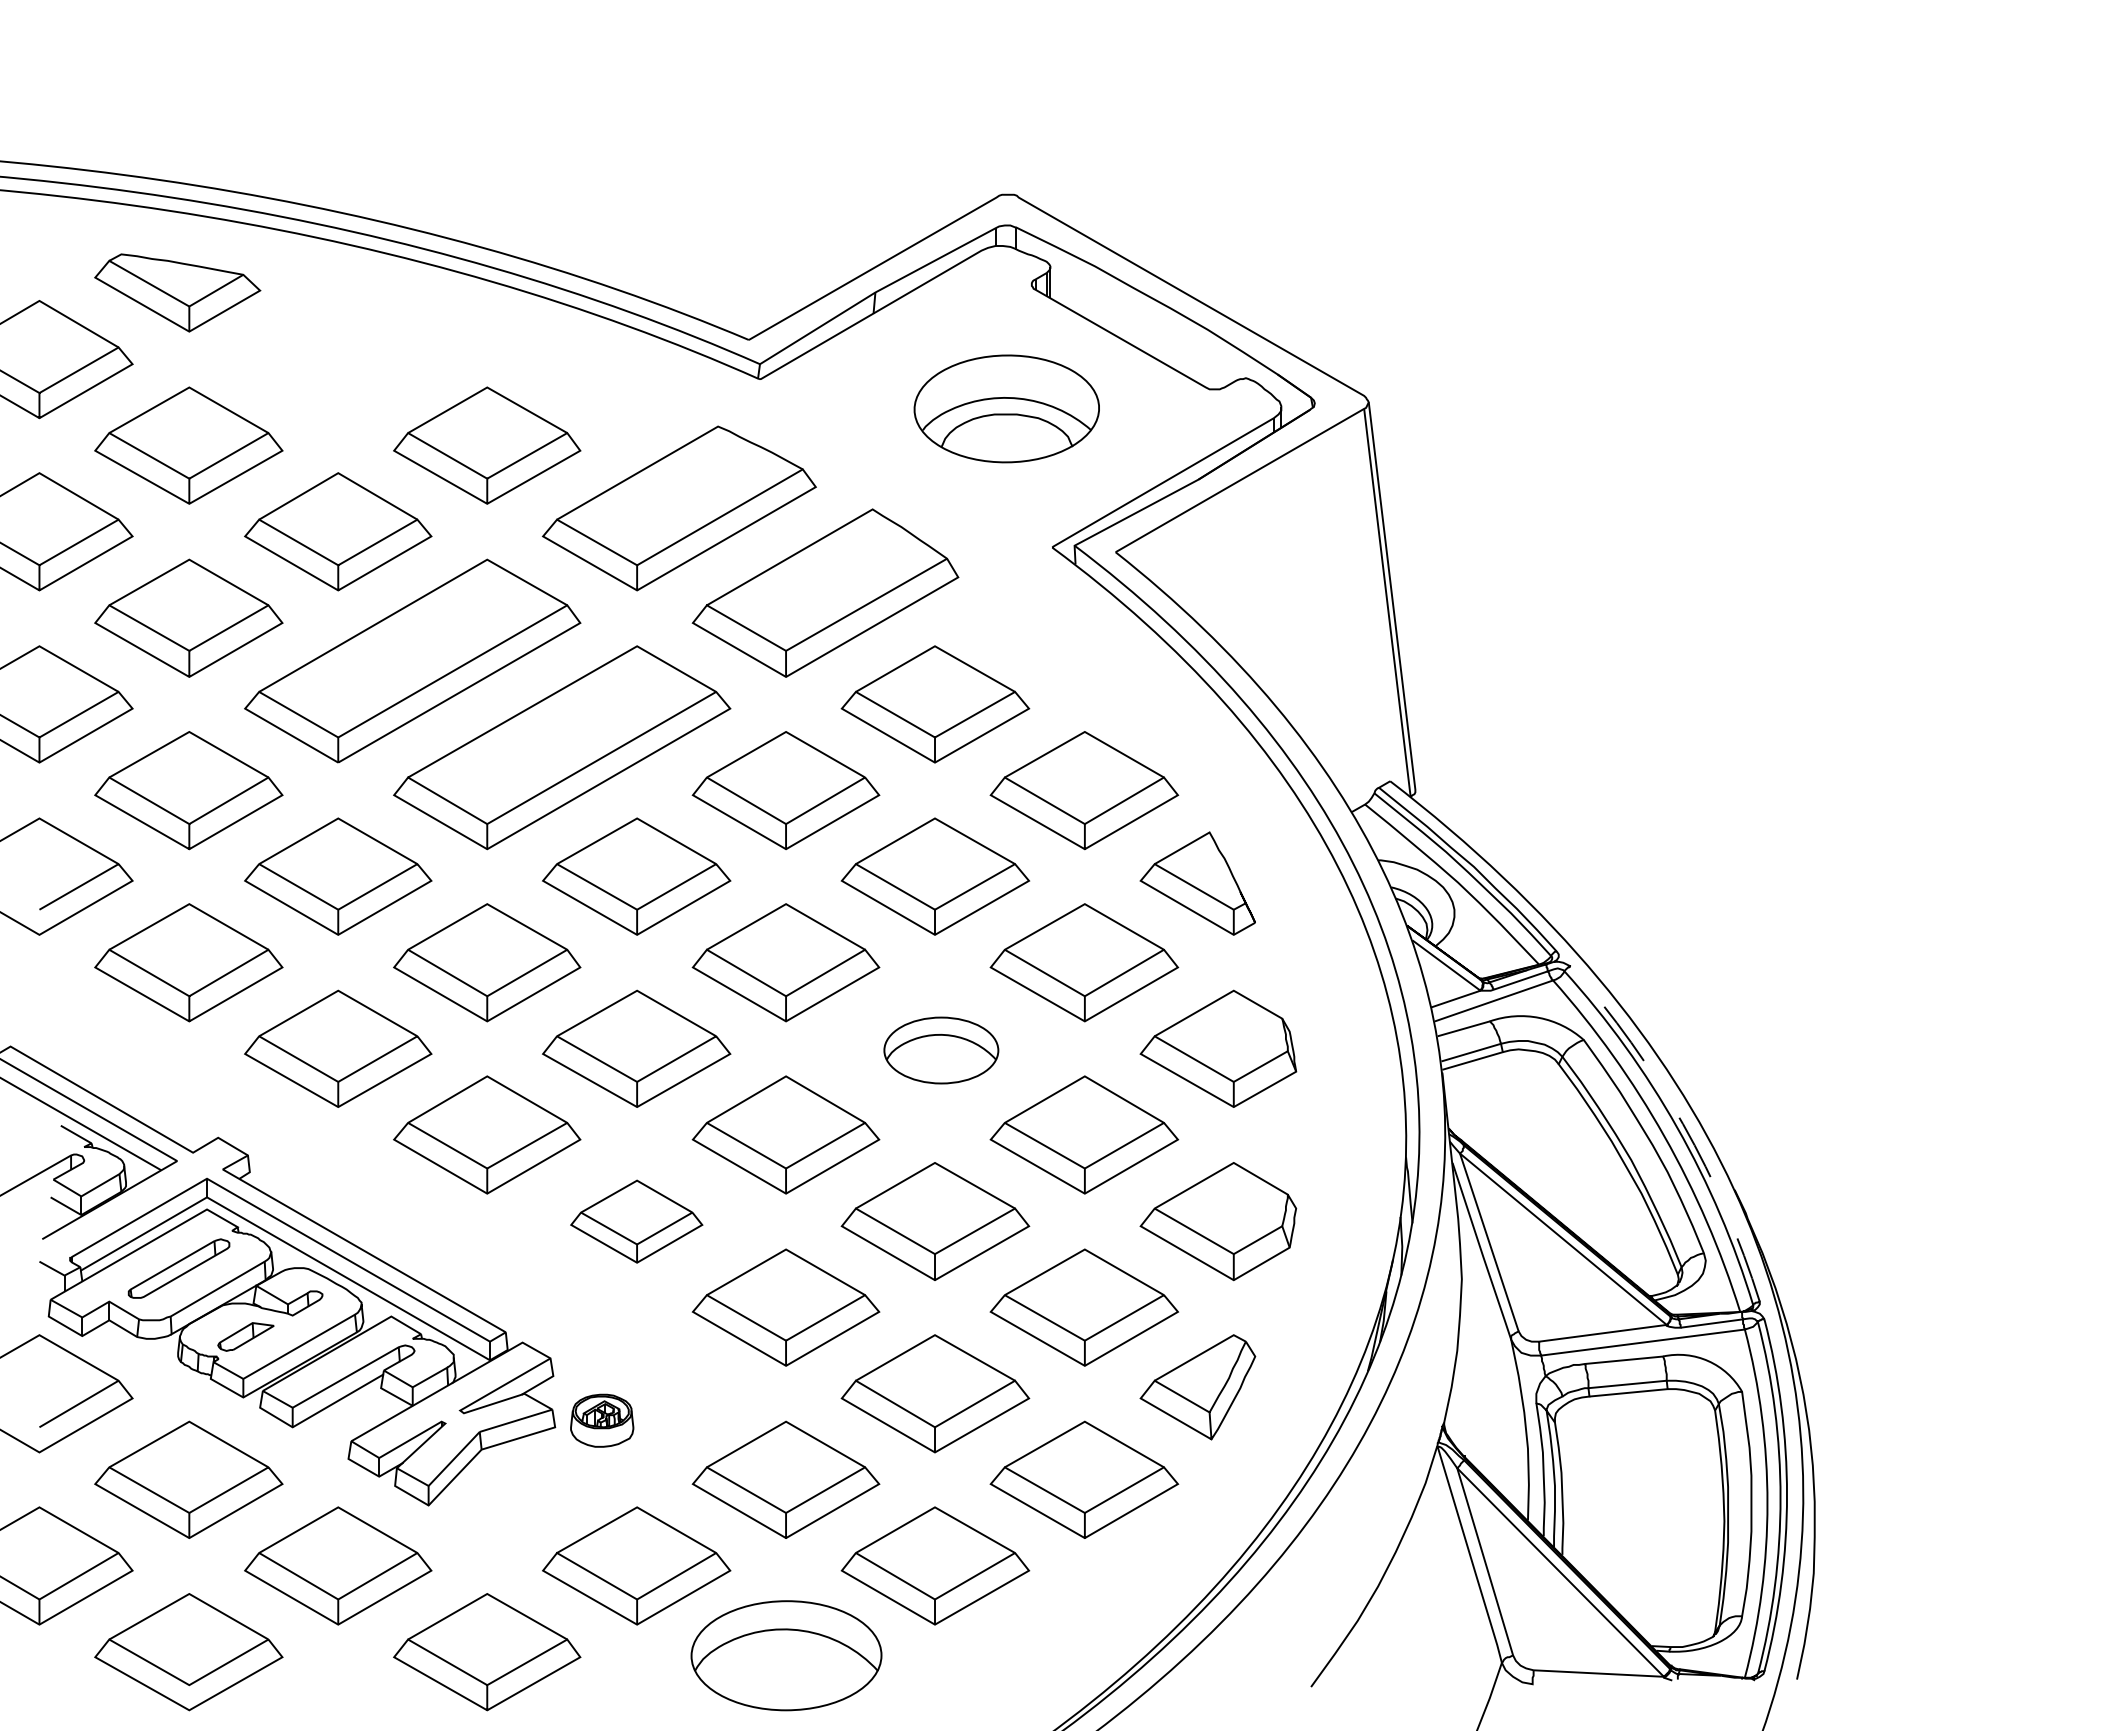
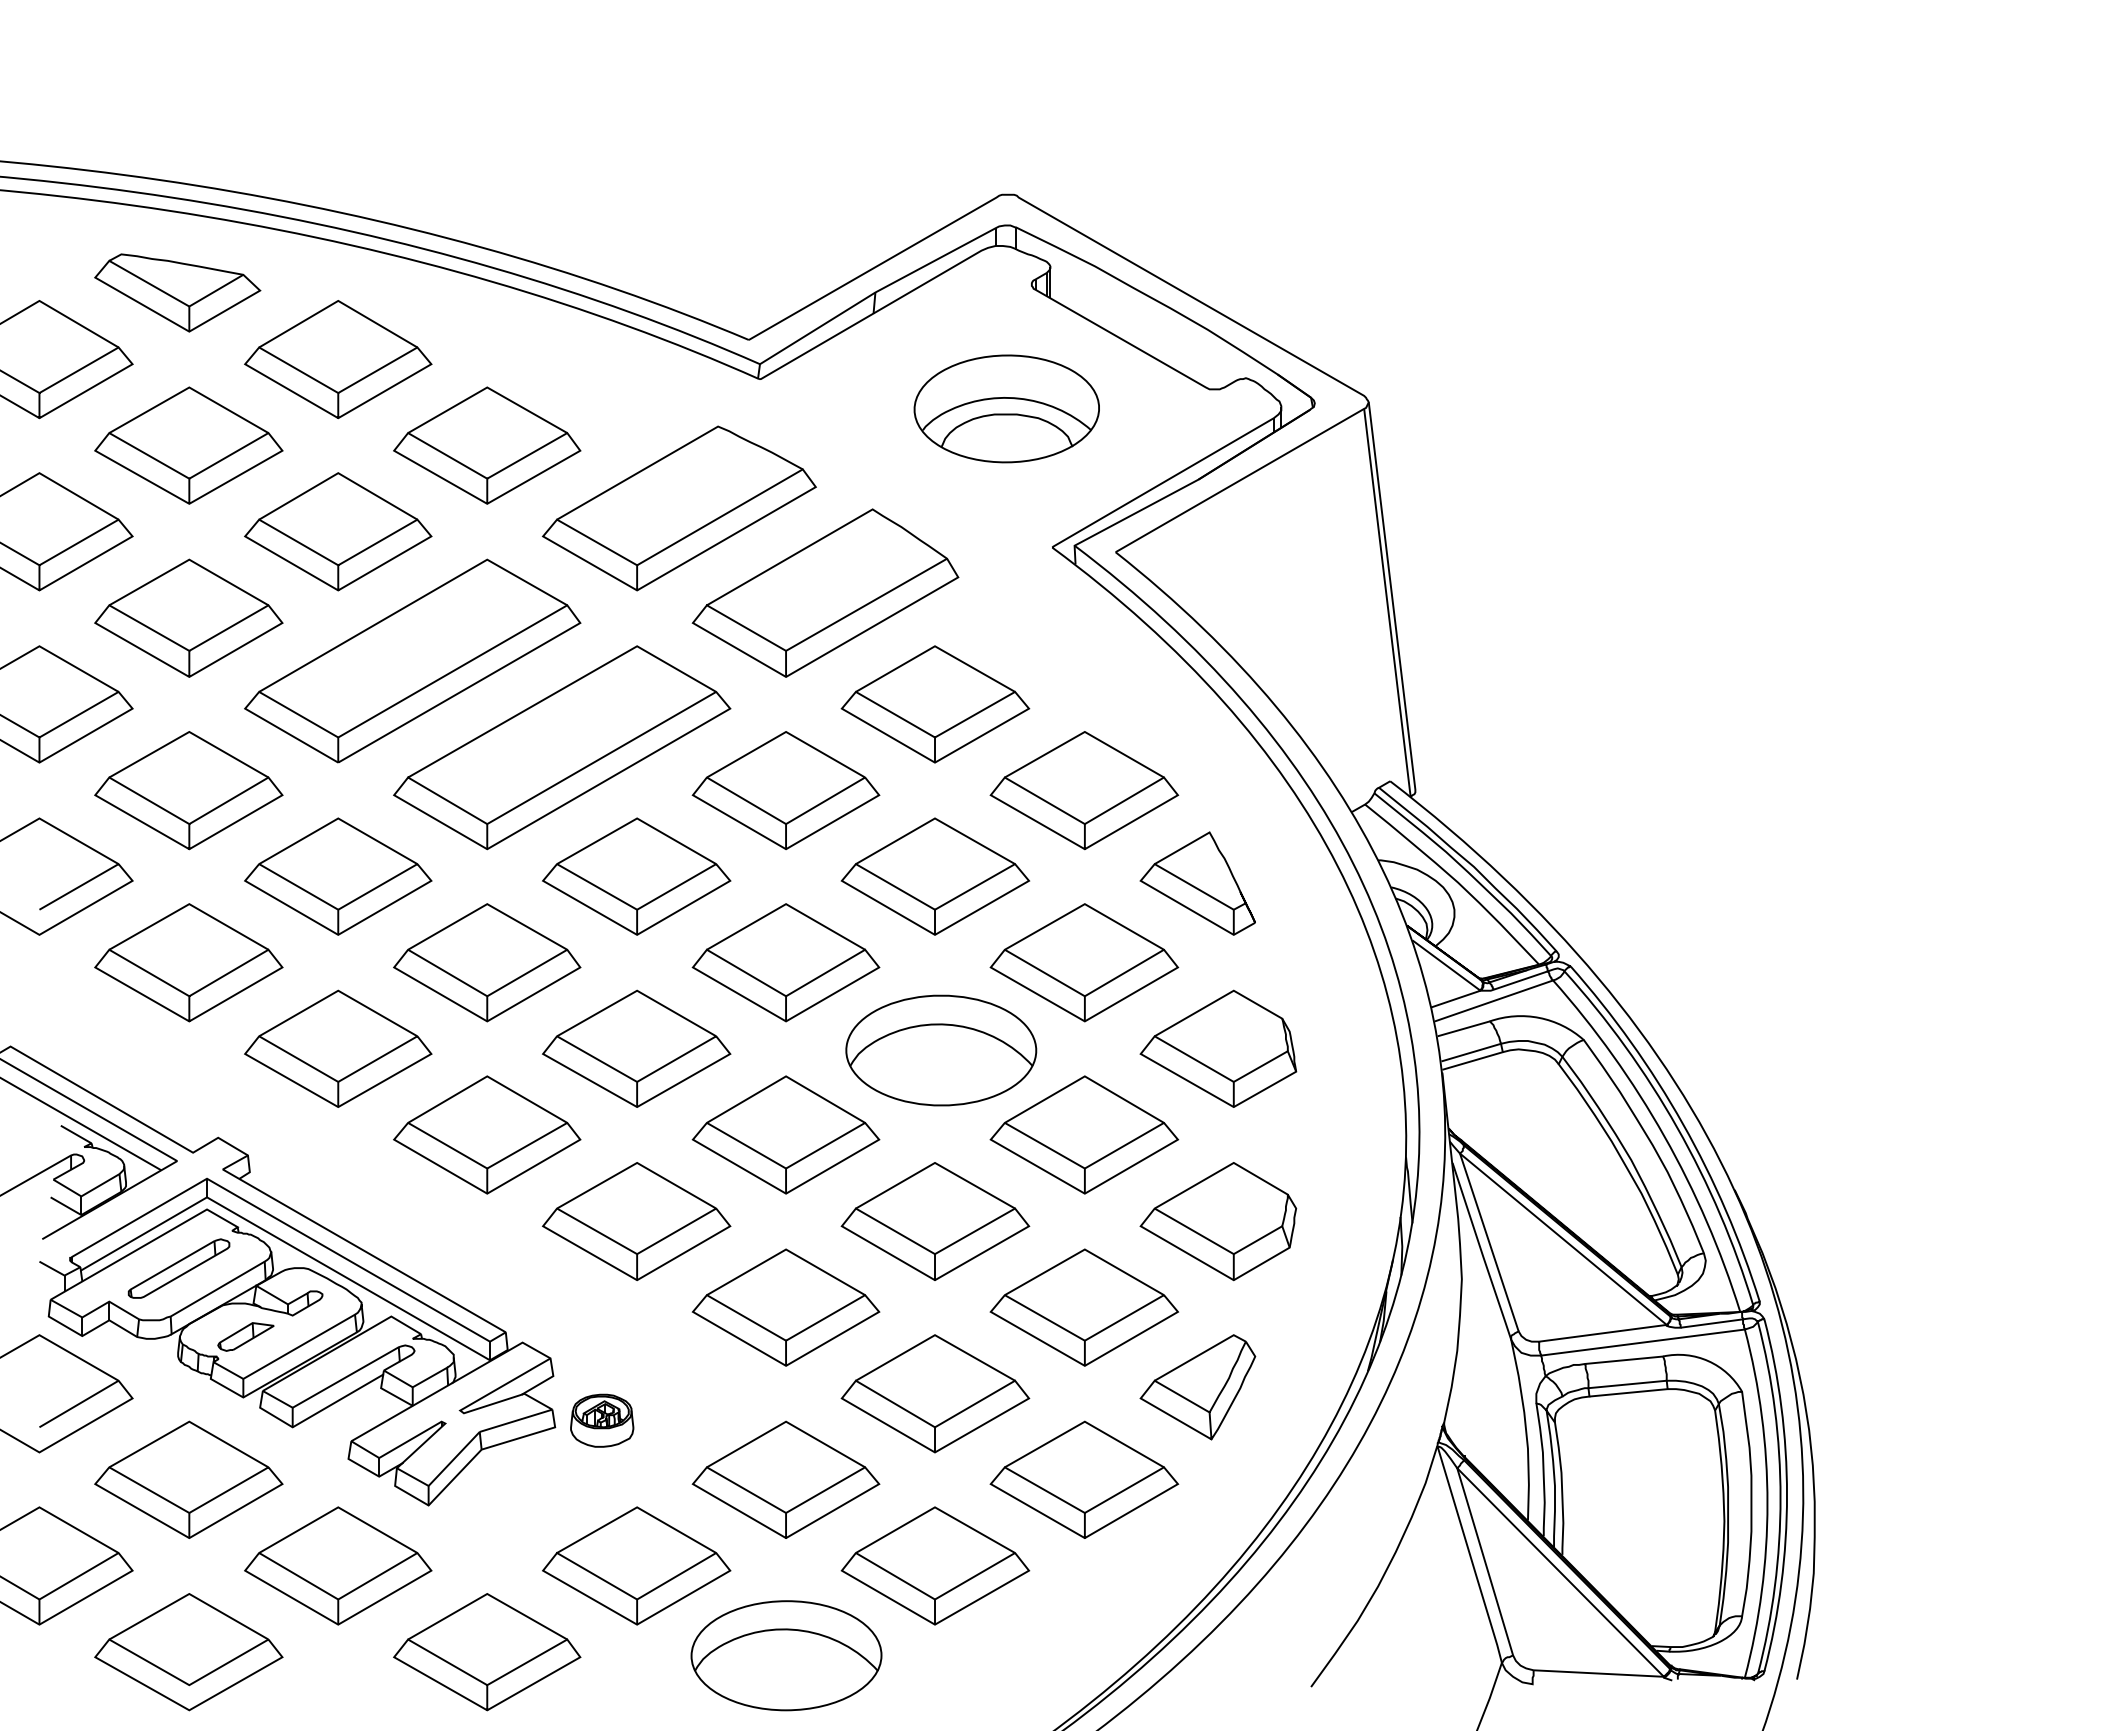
part: none -> present (338, 359)
part size: 117x69 px -> 193x113 px (941, 1050)
arc: dashed -> solid (1683, 1124)
part size: 134x85 px -> 190x120 px (636, 1221)
